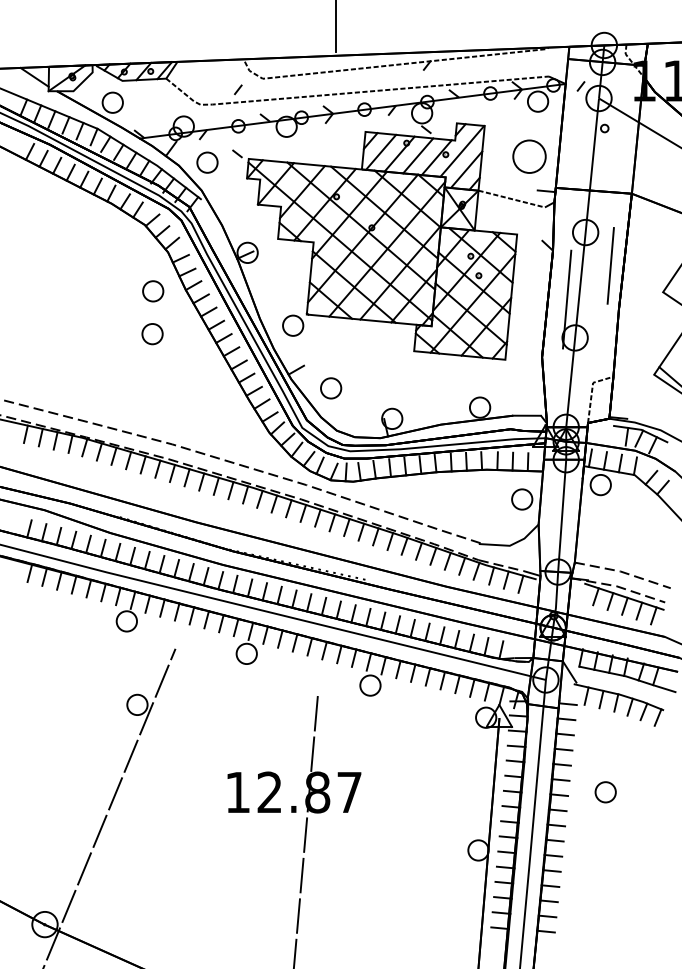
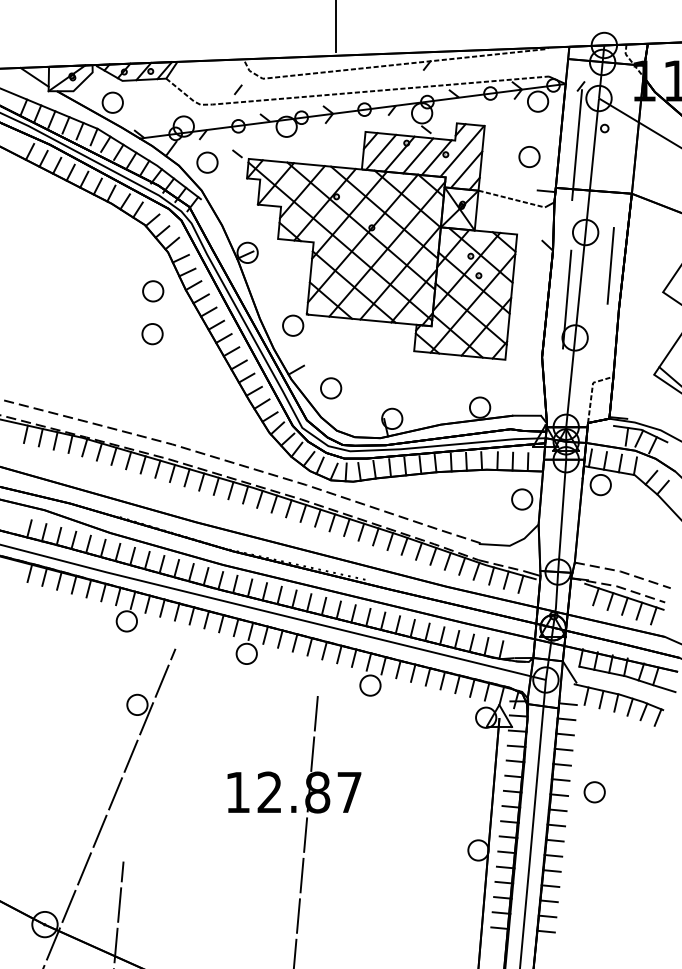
line: none -> present (577, 145)
part size: 35x35 px -> 23x23 px (529, 157)
part position: (605, 792) -> (594, 792) (594, 792)
line: none -> present (118, 913)
